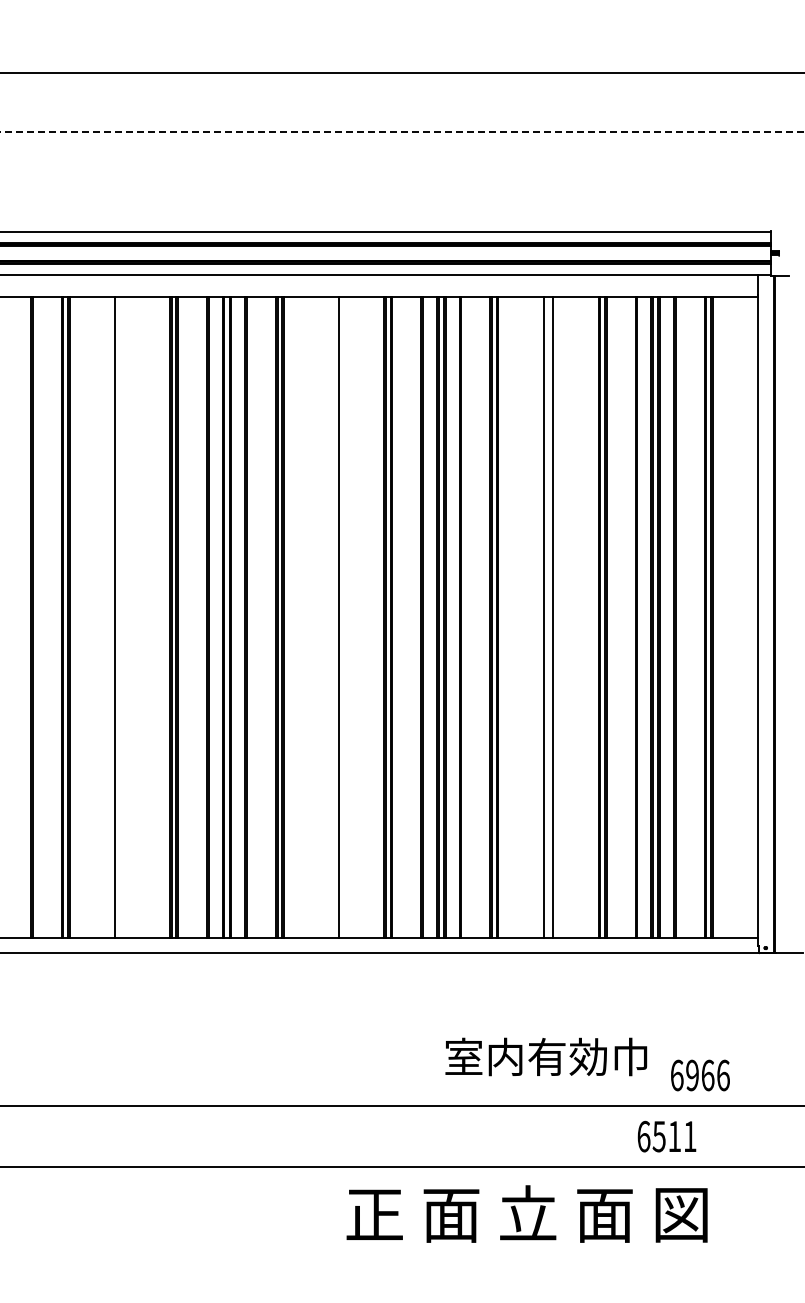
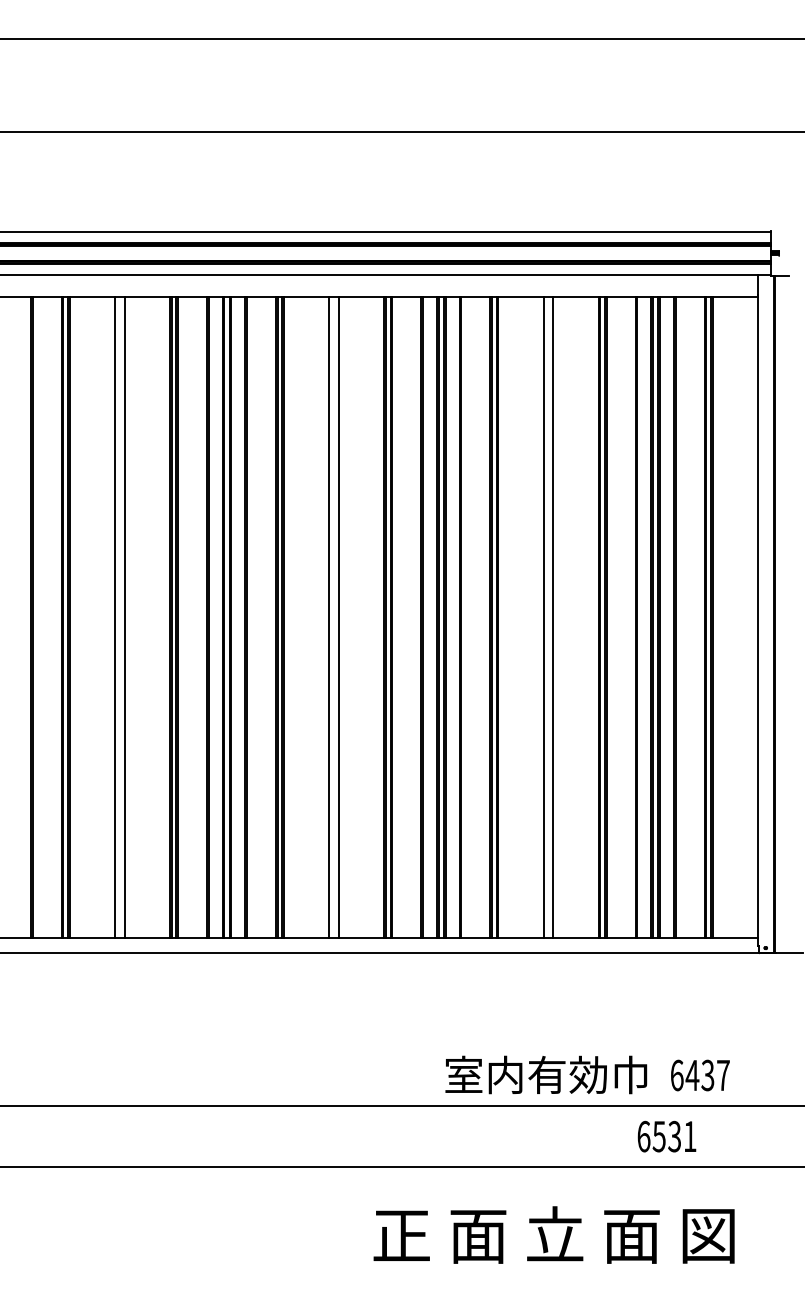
line position: (401, 73) -> (401, 39) (401, 39)
line: dashed -> solid (401, 132)
line: none -> present (124, 616)
line: none -> present (329, 616)
text position: (546, 1056) -> (546, 1074) (546, 1074)
text: 6966 -> 6437 (707, 1075)
text: 6511 -> 6531 (674, 1136)
text position: (526, 1213) -> (553, 1234) (553, 1234)
